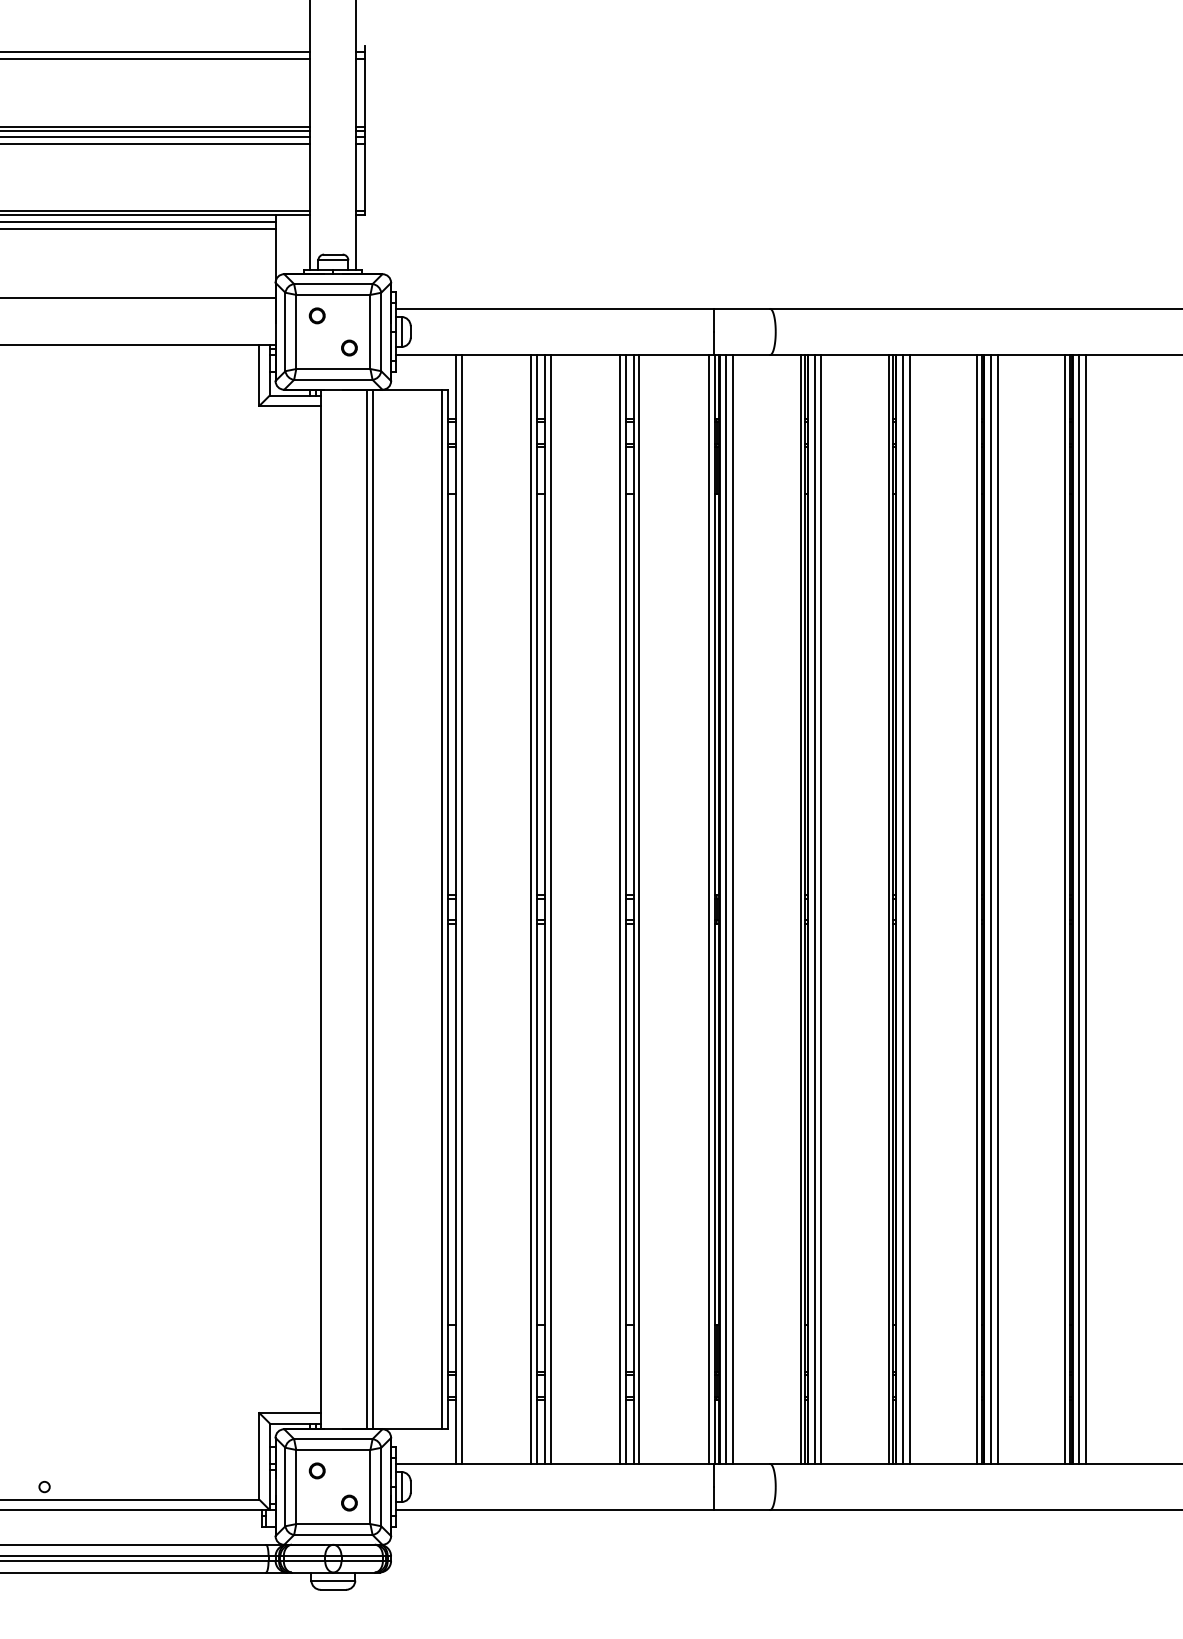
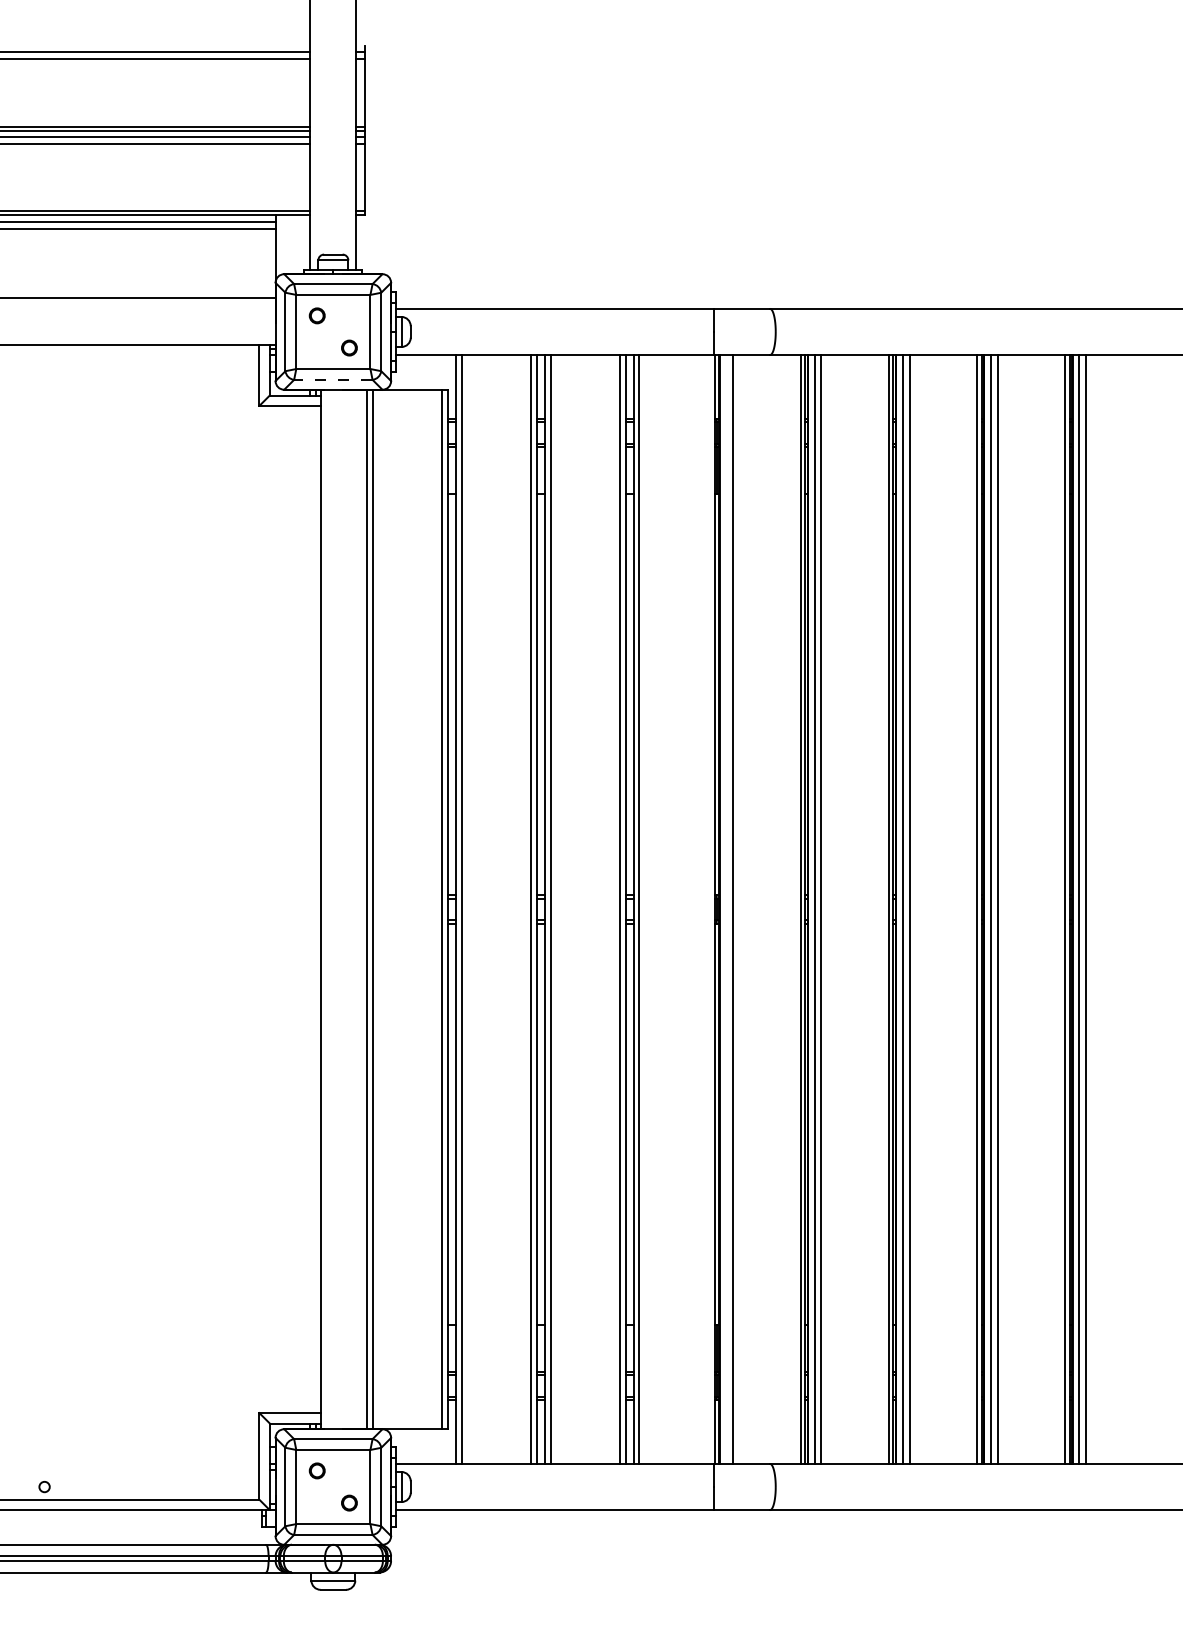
line: solid -> dashed (332, 379)
line: present -> none (708, 909)
line: present -> none (726, 909)
